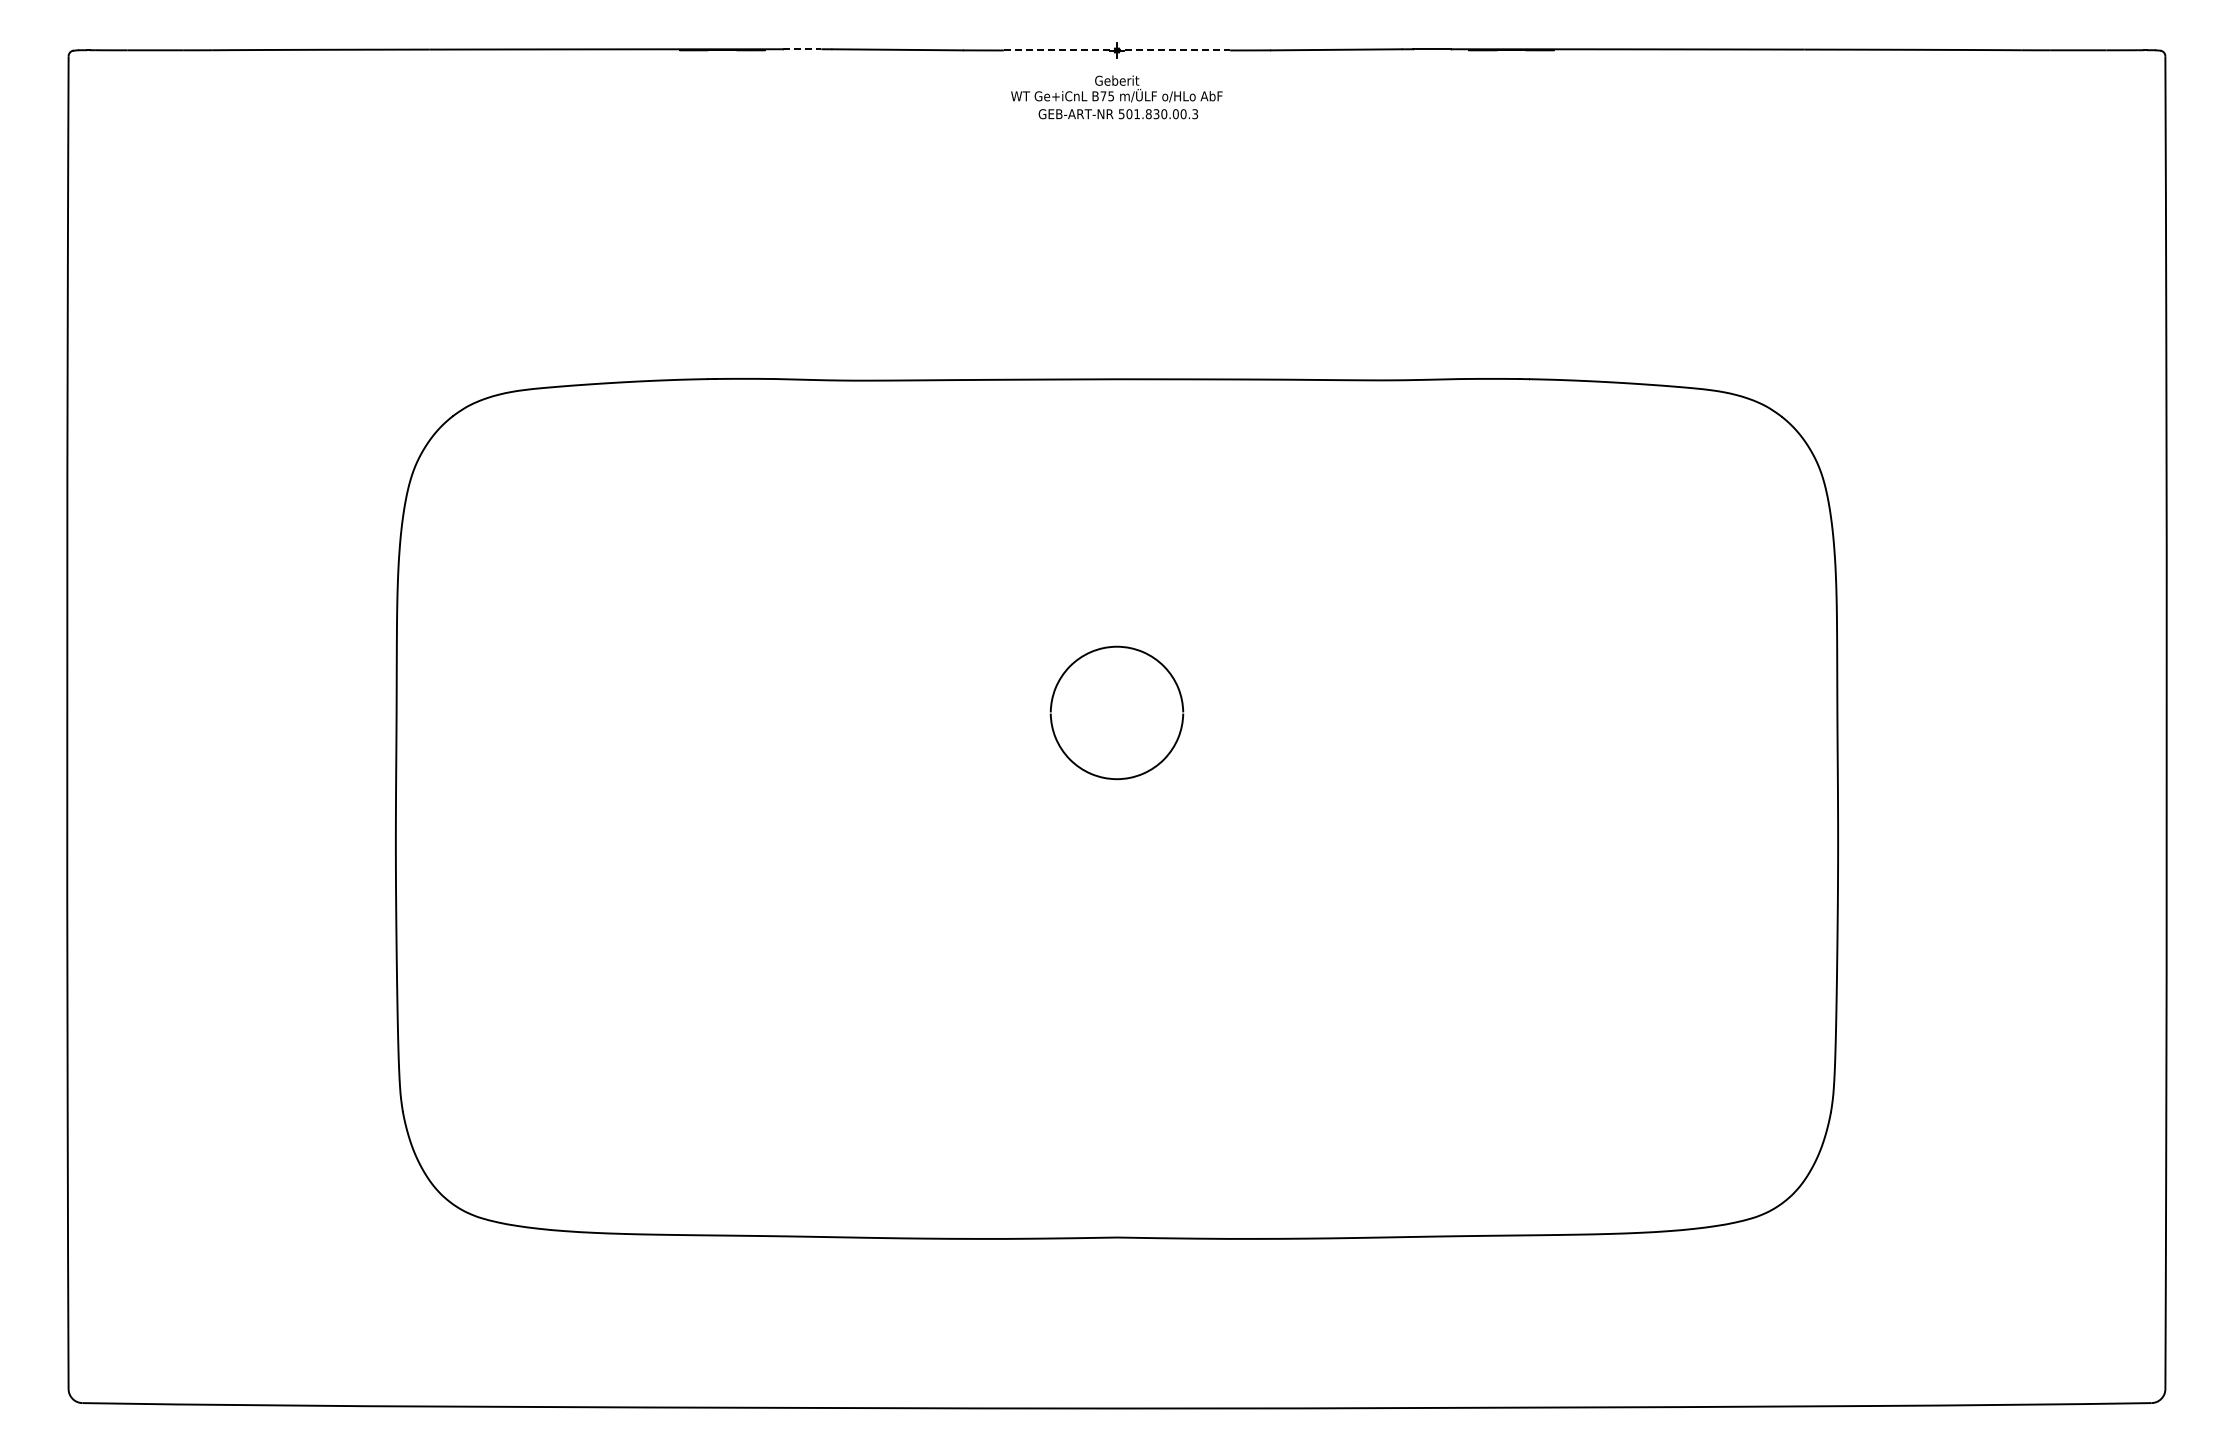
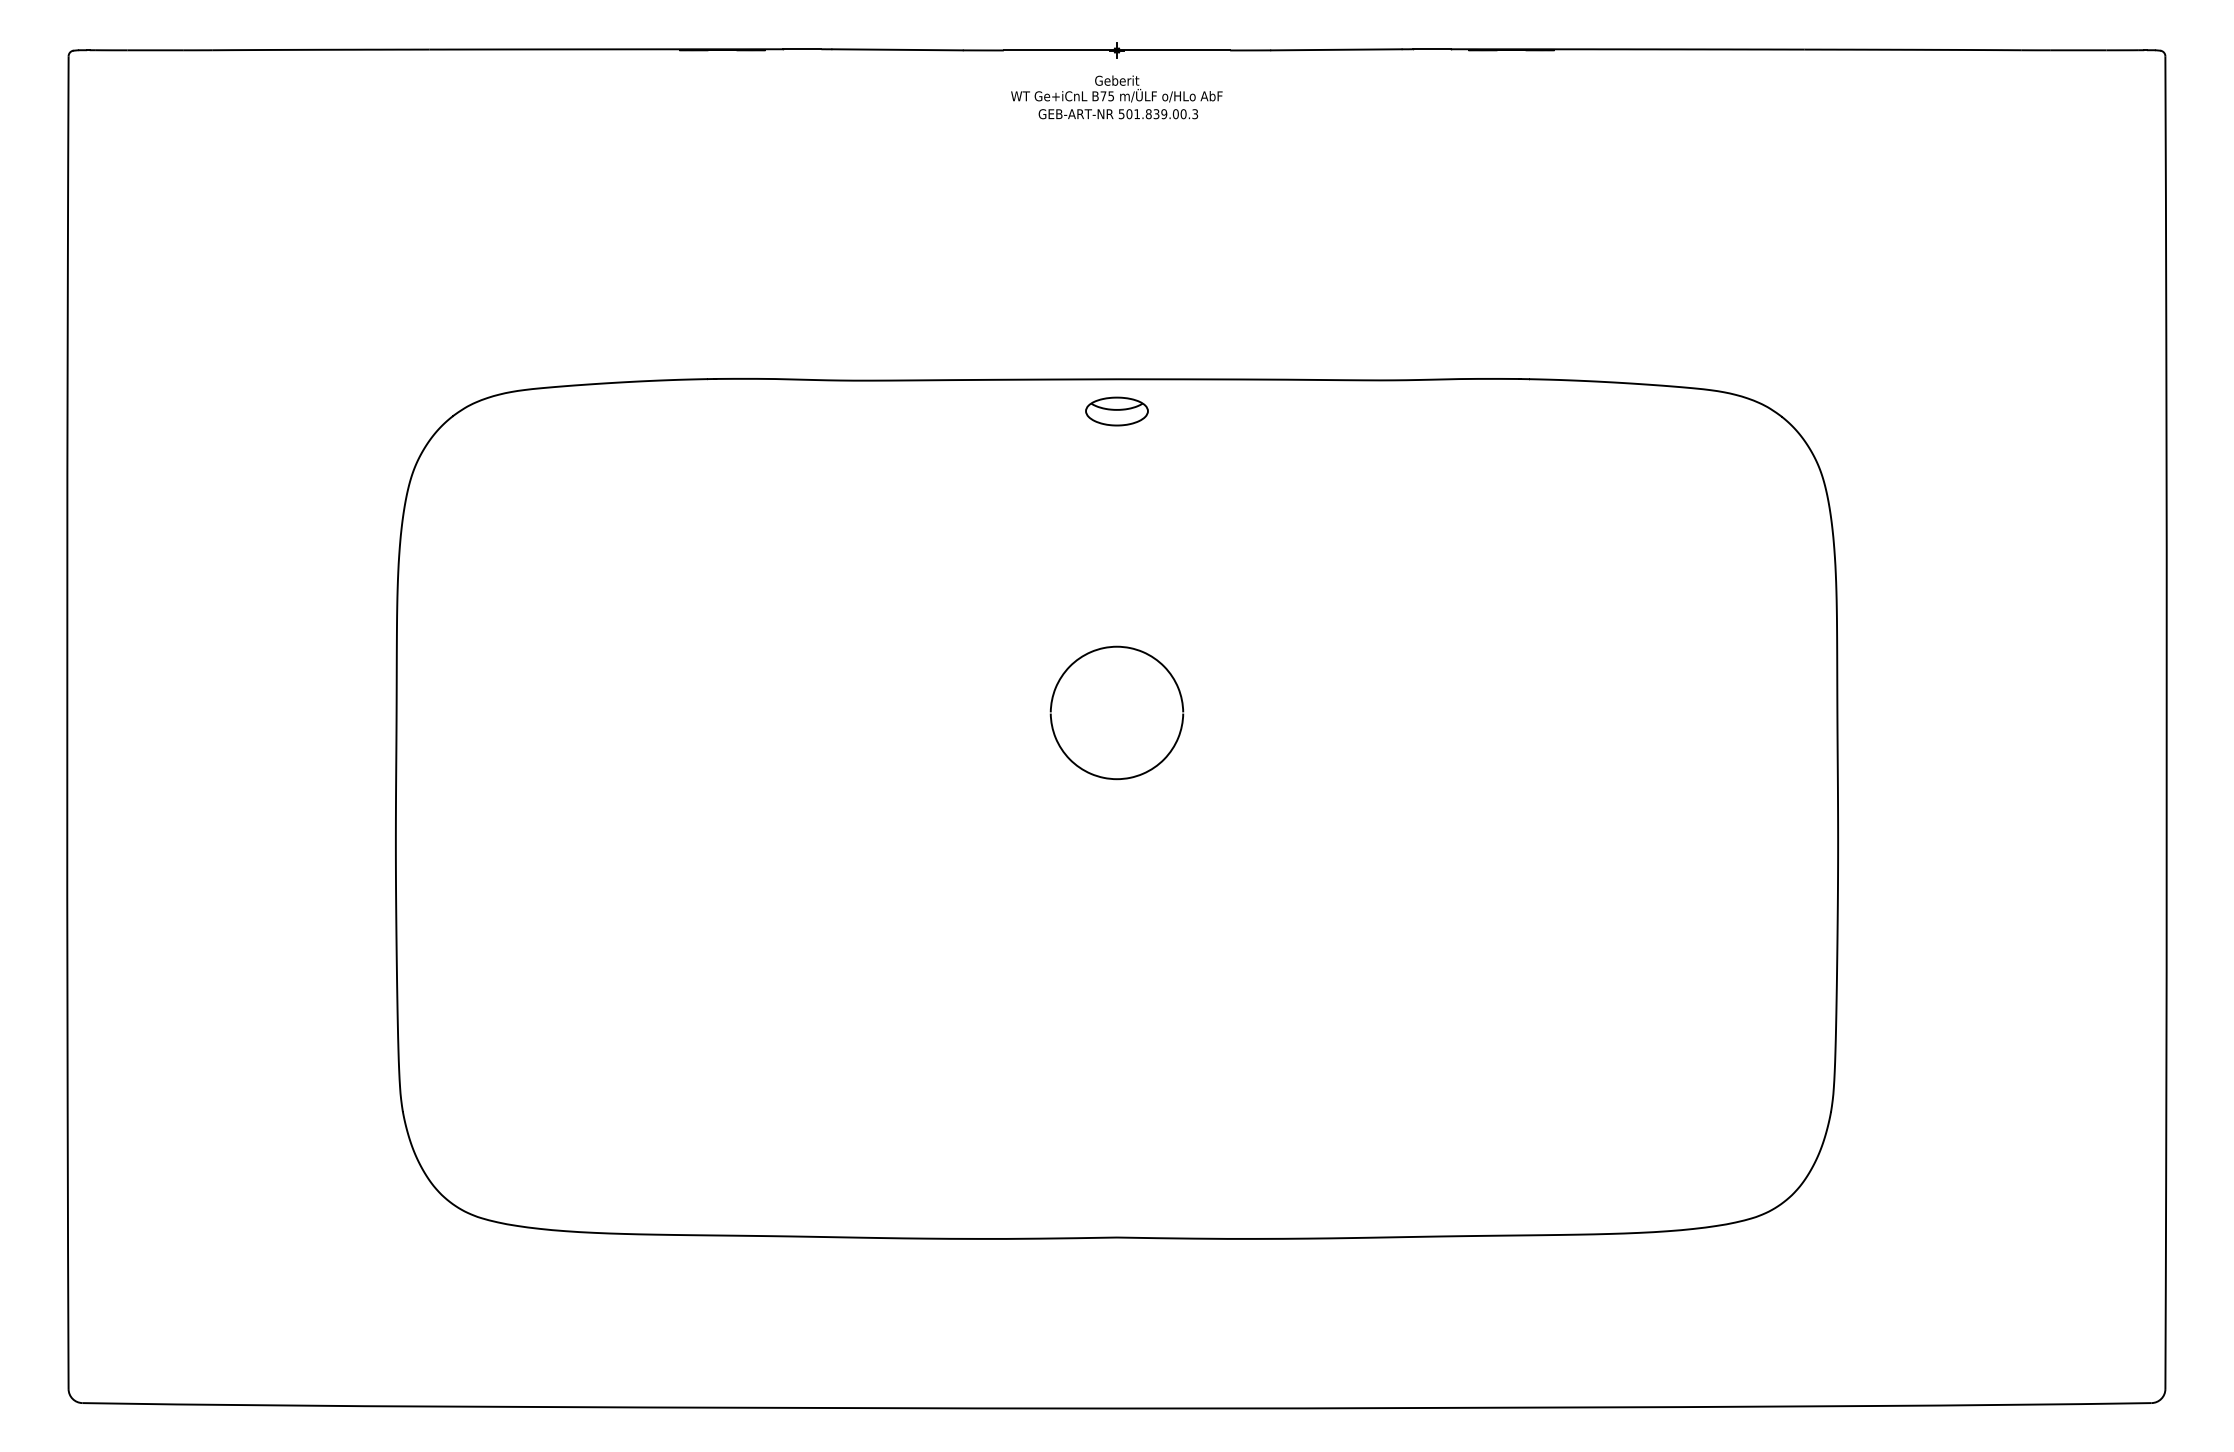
line: dashed -> solid (802, 49)
line: dashed -> solid (1117, 50)
text: 501.830.00.3 -> 501.839.00.3 (1163, 114)
part: none -> present (1116, 411)
